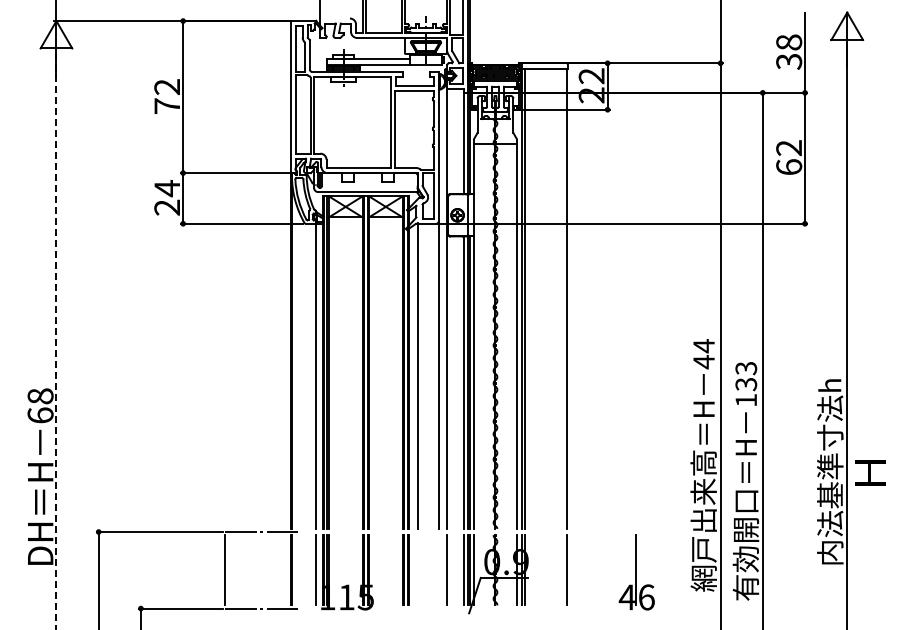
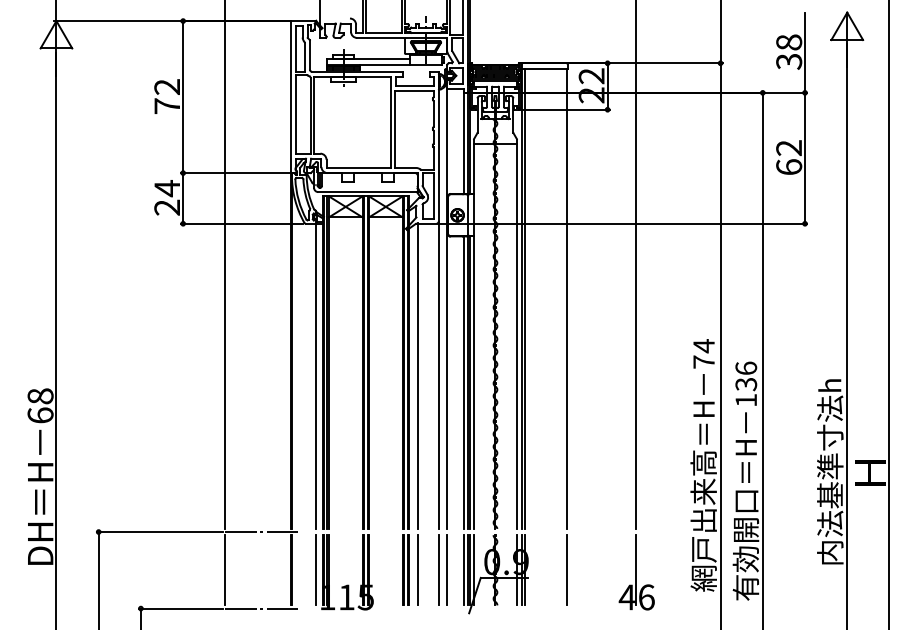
line: none -> present (225, 265)
line: none -> present (636, 265)
line: none -> present (889, 314)
line: dashed -> solid (56, 341)
text: 44 -> 74 (703, 362)
text: 133 -> 136 (746, 368)
line: none -> present (417, 570)
line: none -> present (438, 570)
